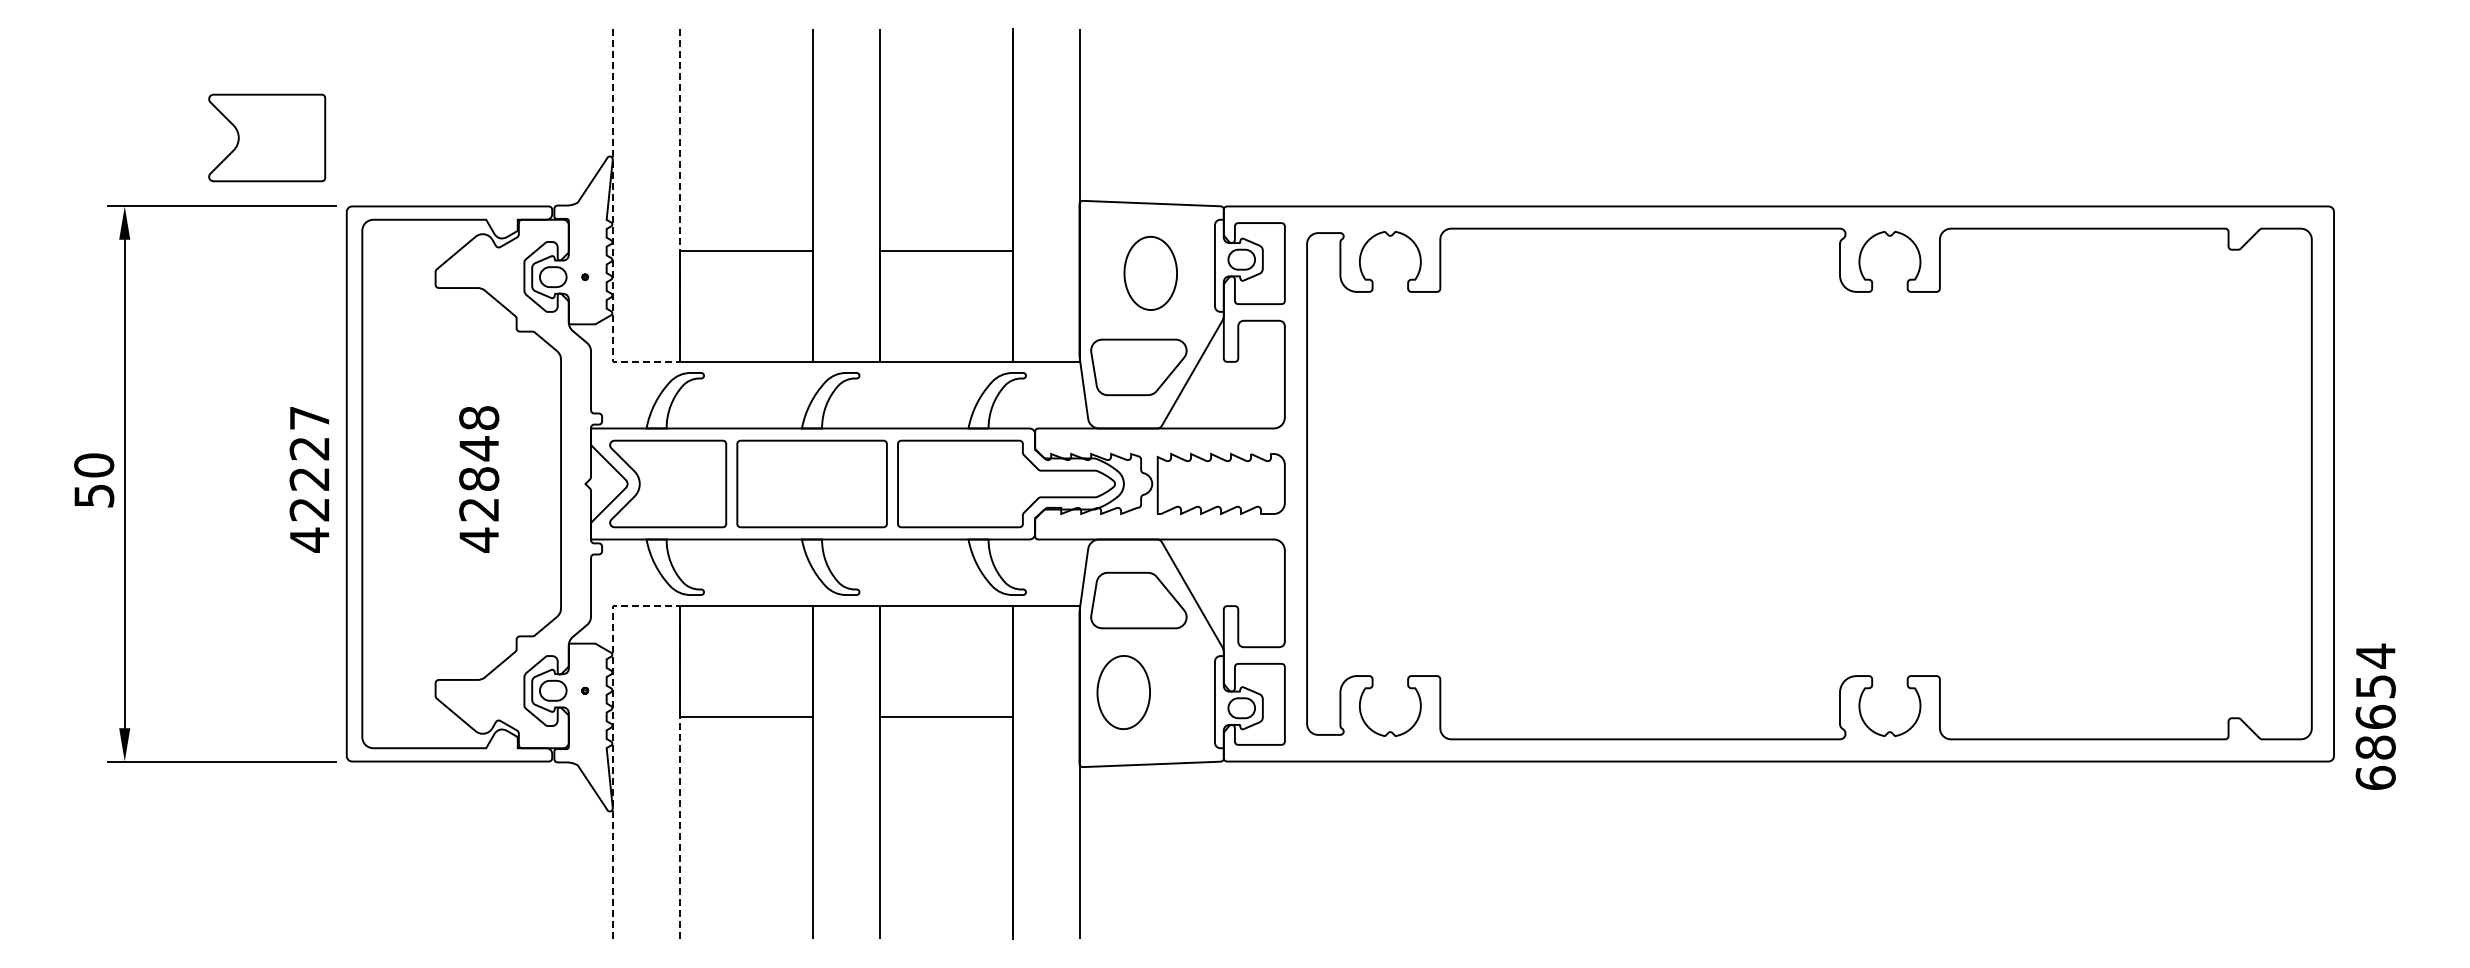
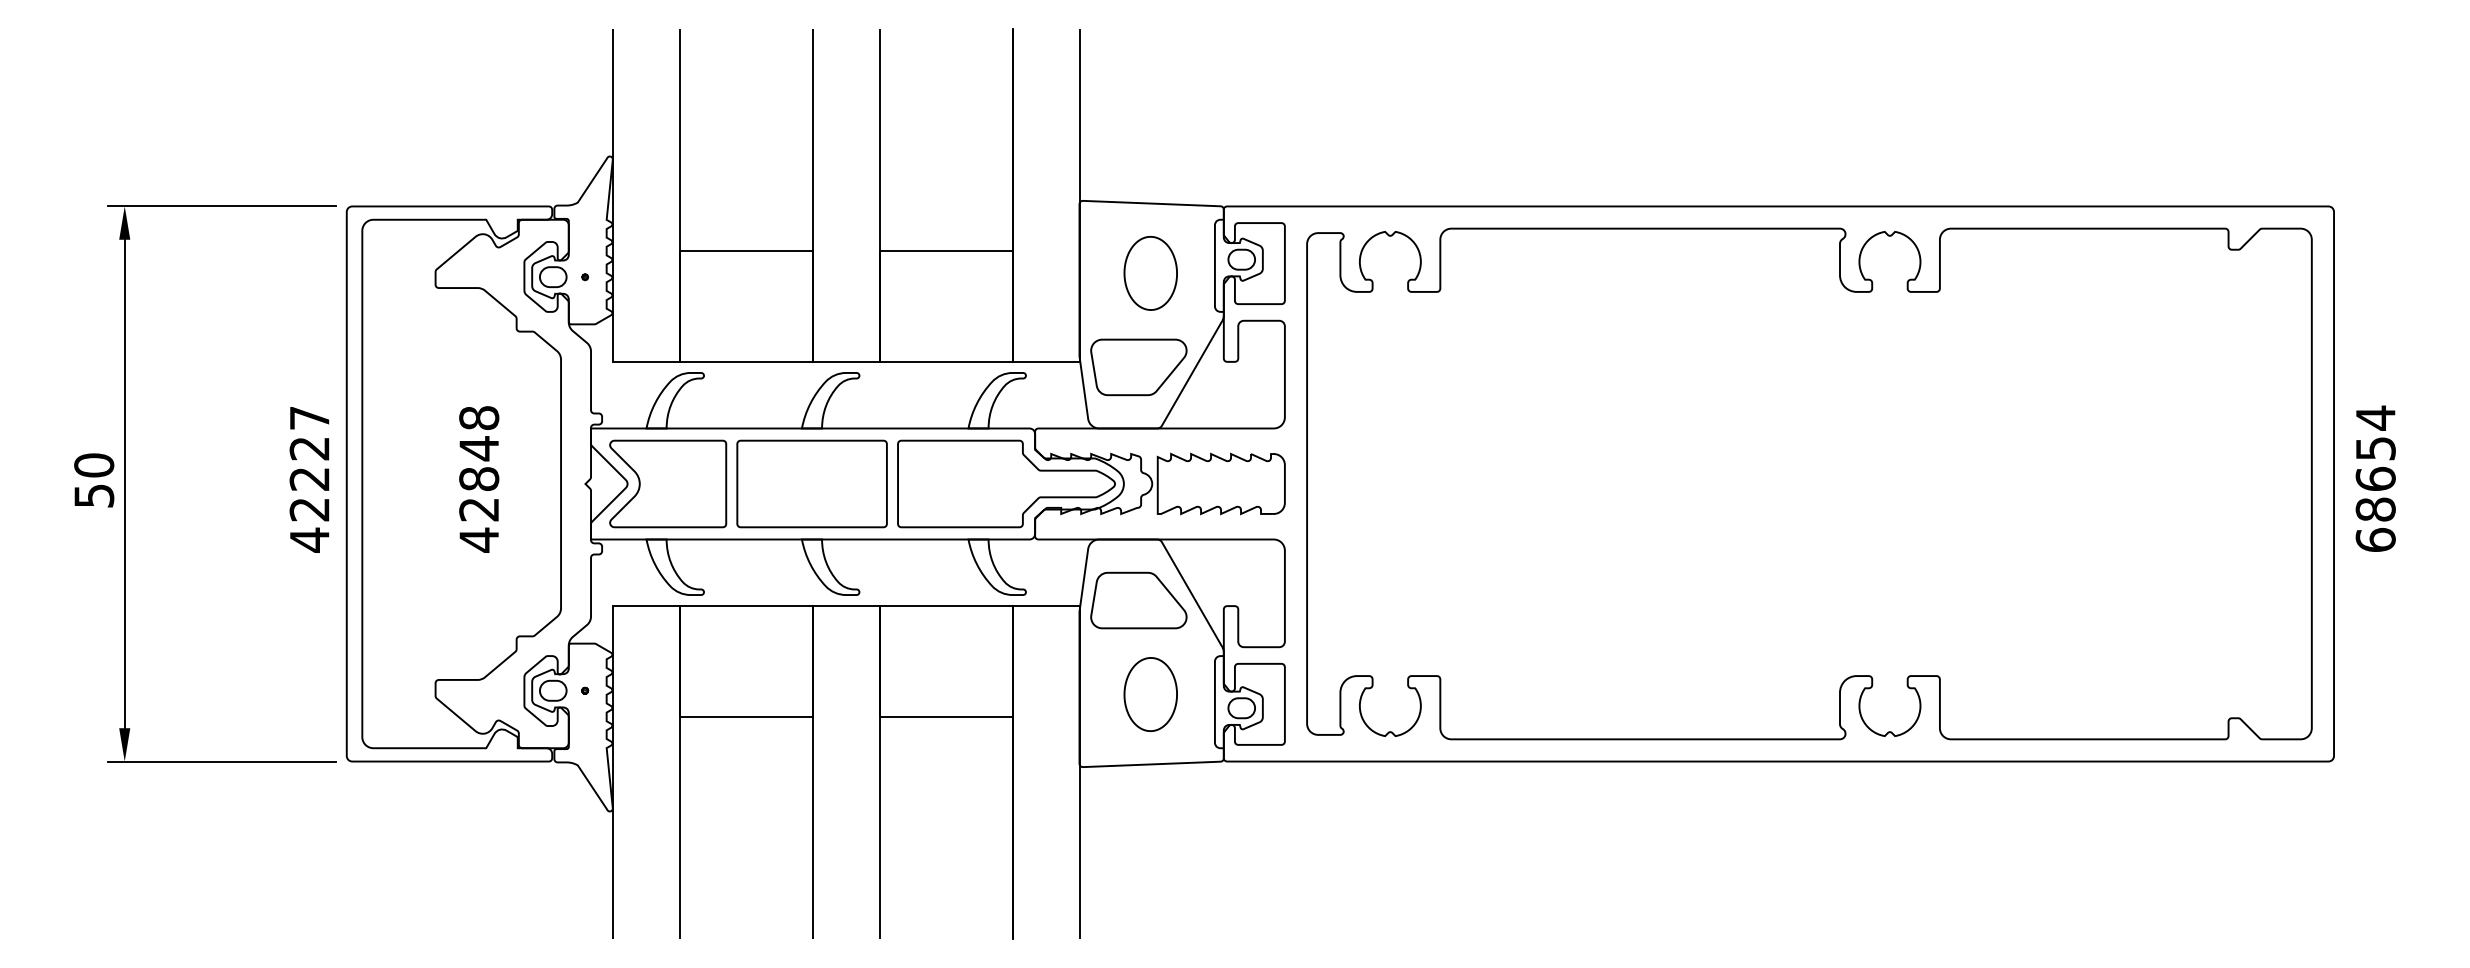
part: present -> none (267, 137)
line: dashed -> solid (647, 361)
line: dashed -> solid (647, 606)
part position: (1123, 692) -> (1150, 694) (1150, 694)
text position: (2375, 716) -> (2375, 478) (2375, 478)
